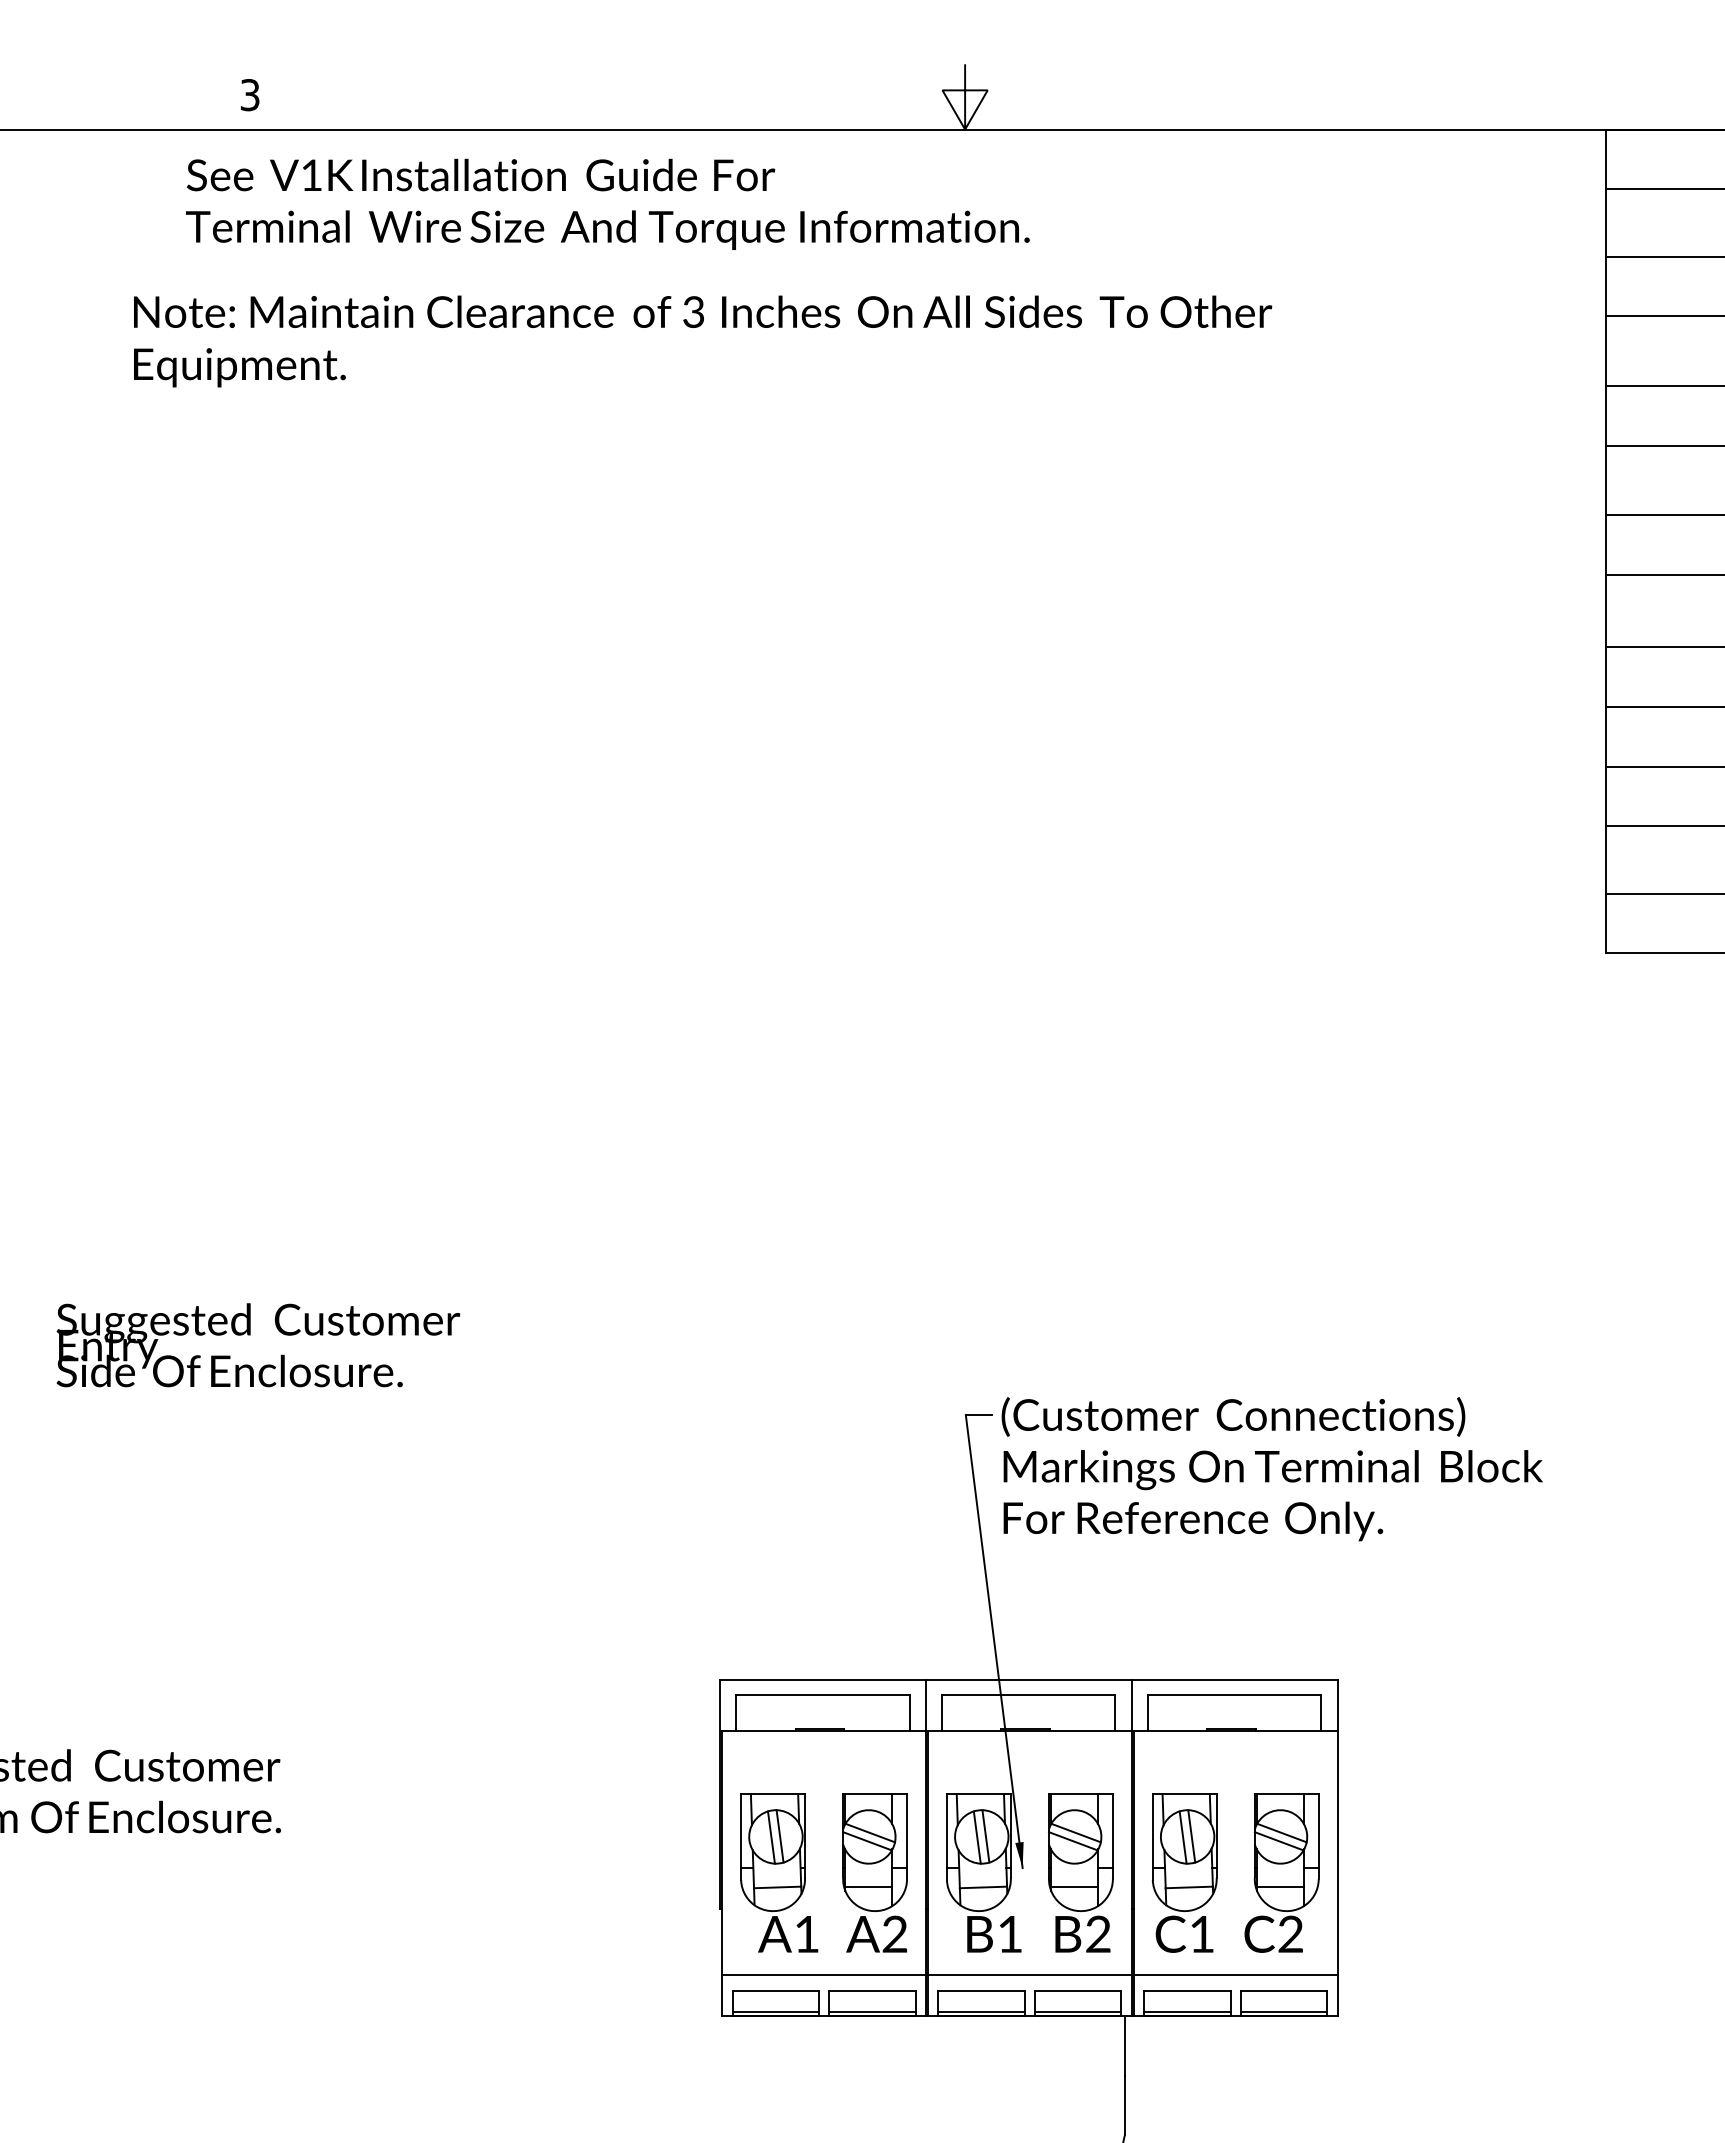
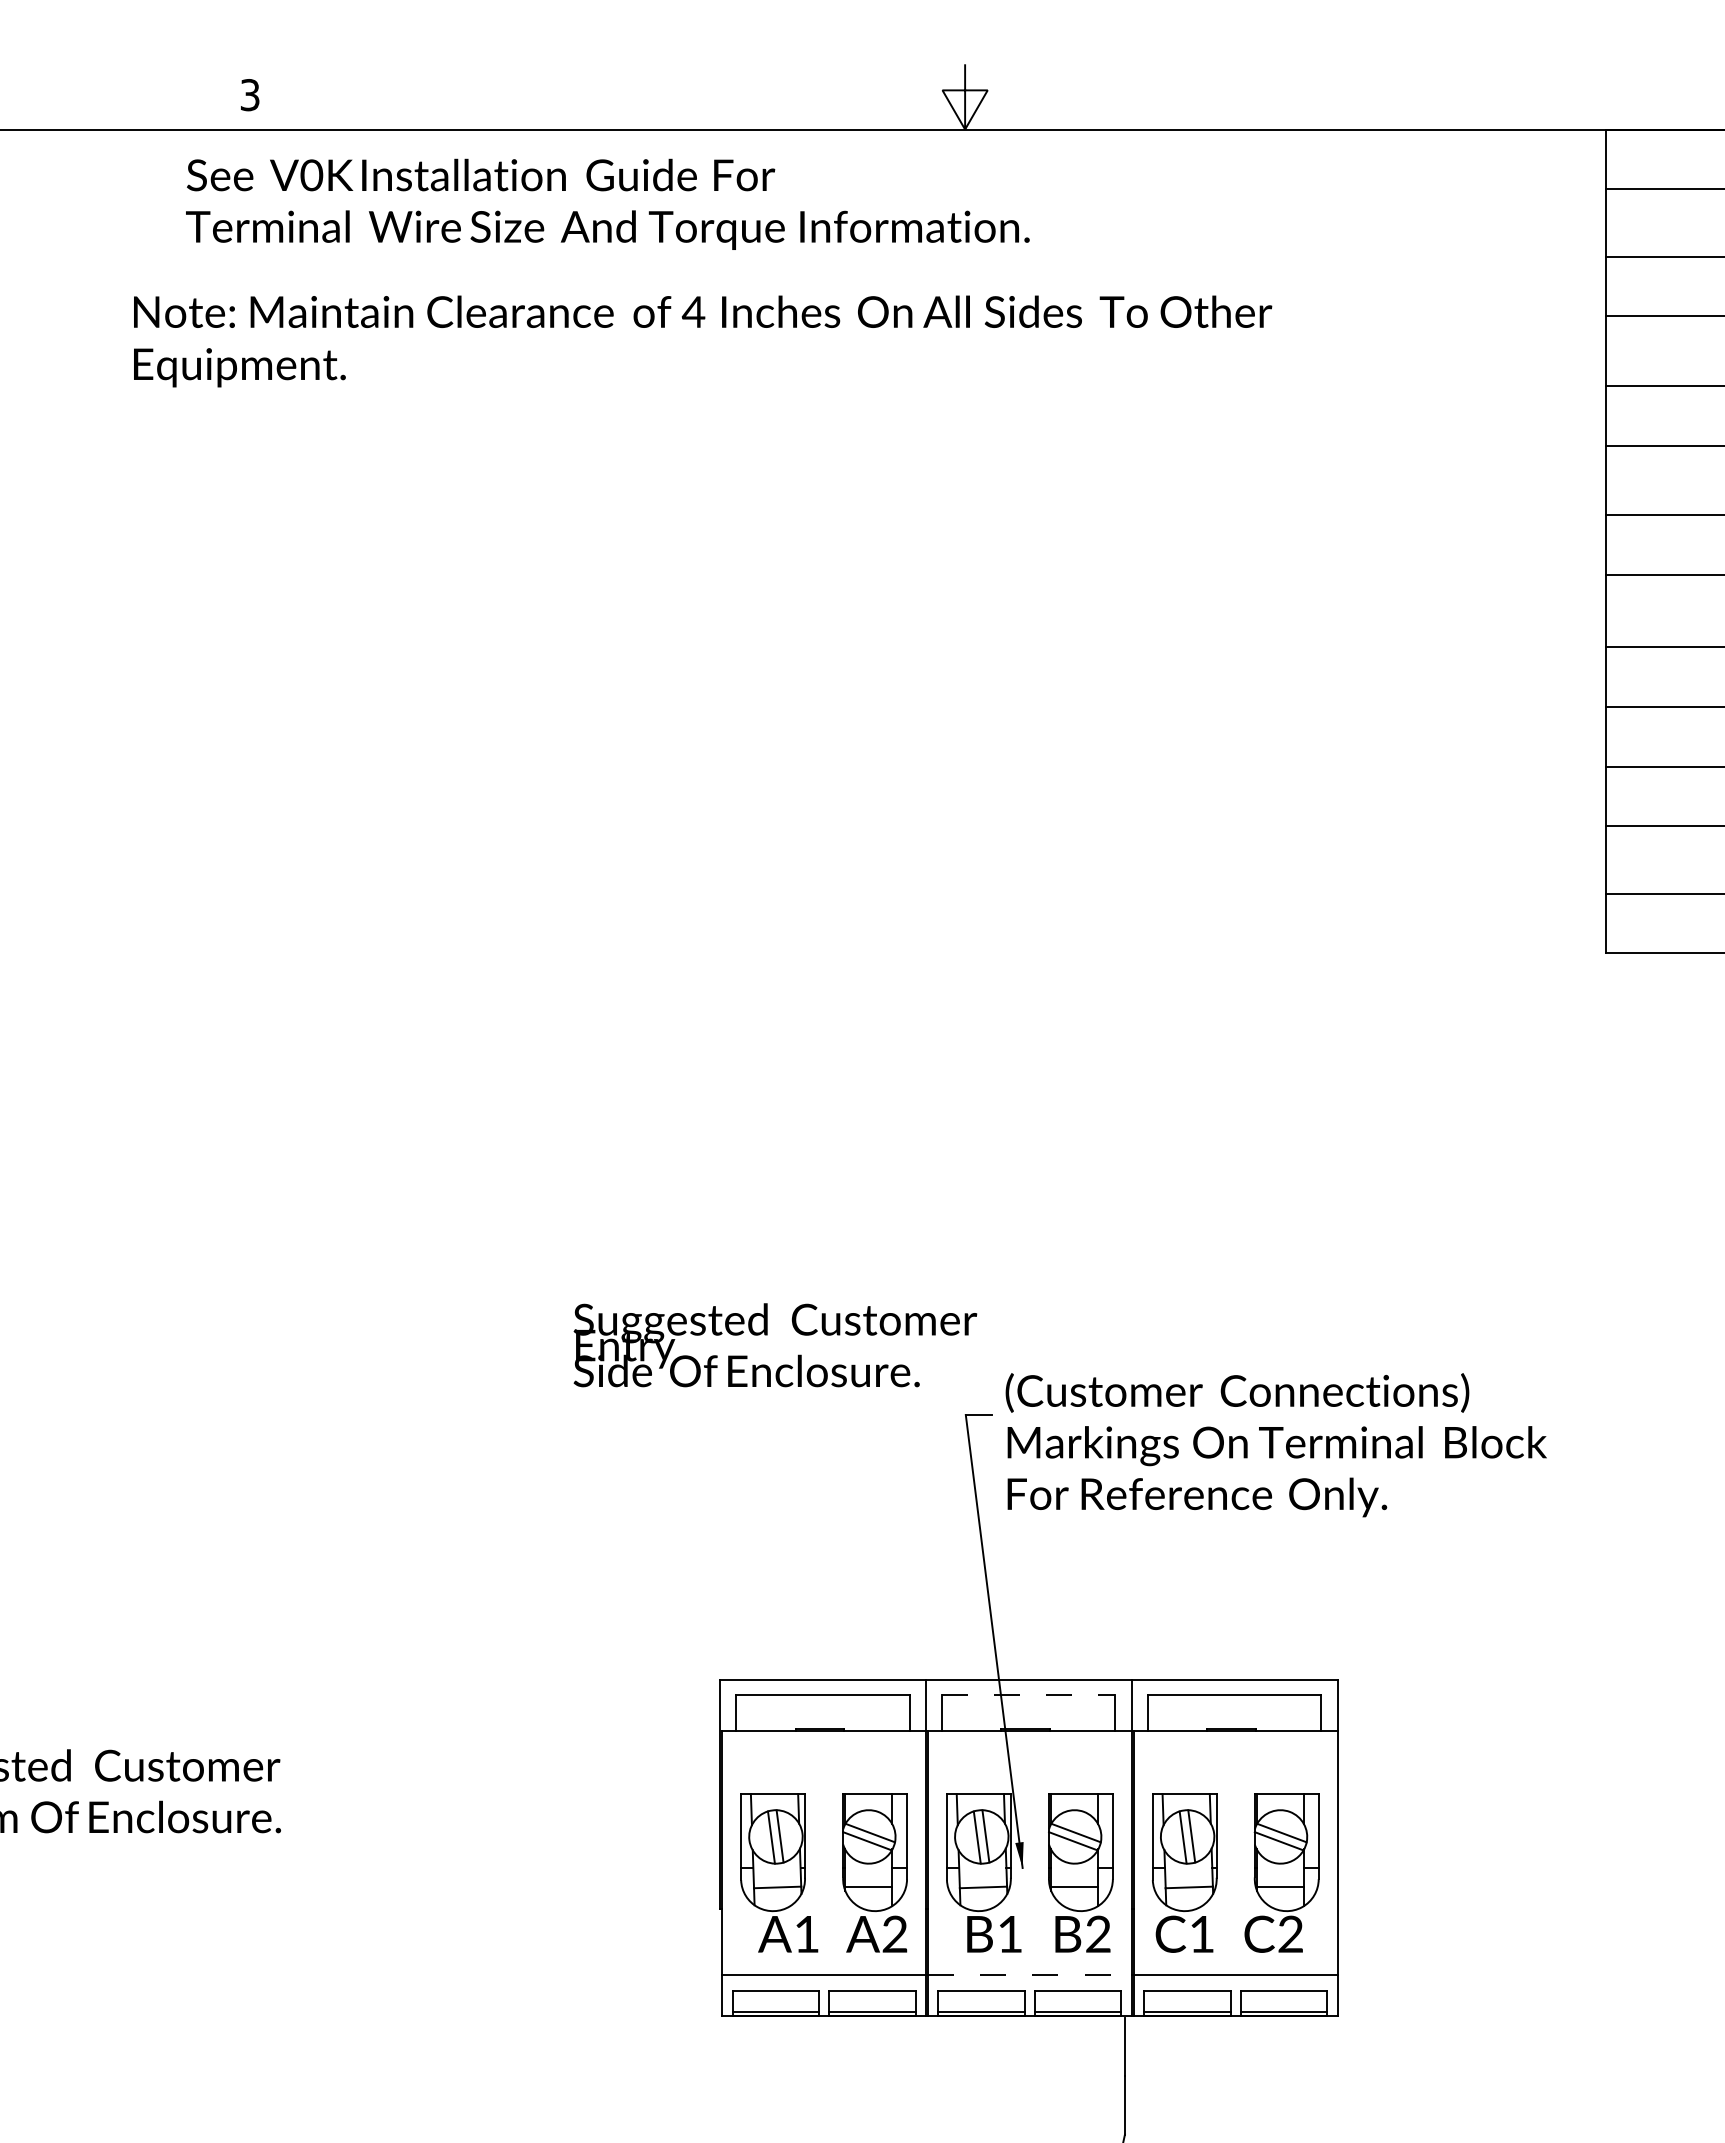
text: V1K -> V0K (311, 175)
text: 3 -> 4 (693, 312)
text position: (258, 1345) -> (775, 1345) (775, 1345)
text position: (1271, 1469) -> (1275, 1445) (1275, 1445)
line: solid -> dashed (1028, 1695)
line: solid -> dashed (1029, 1975)
